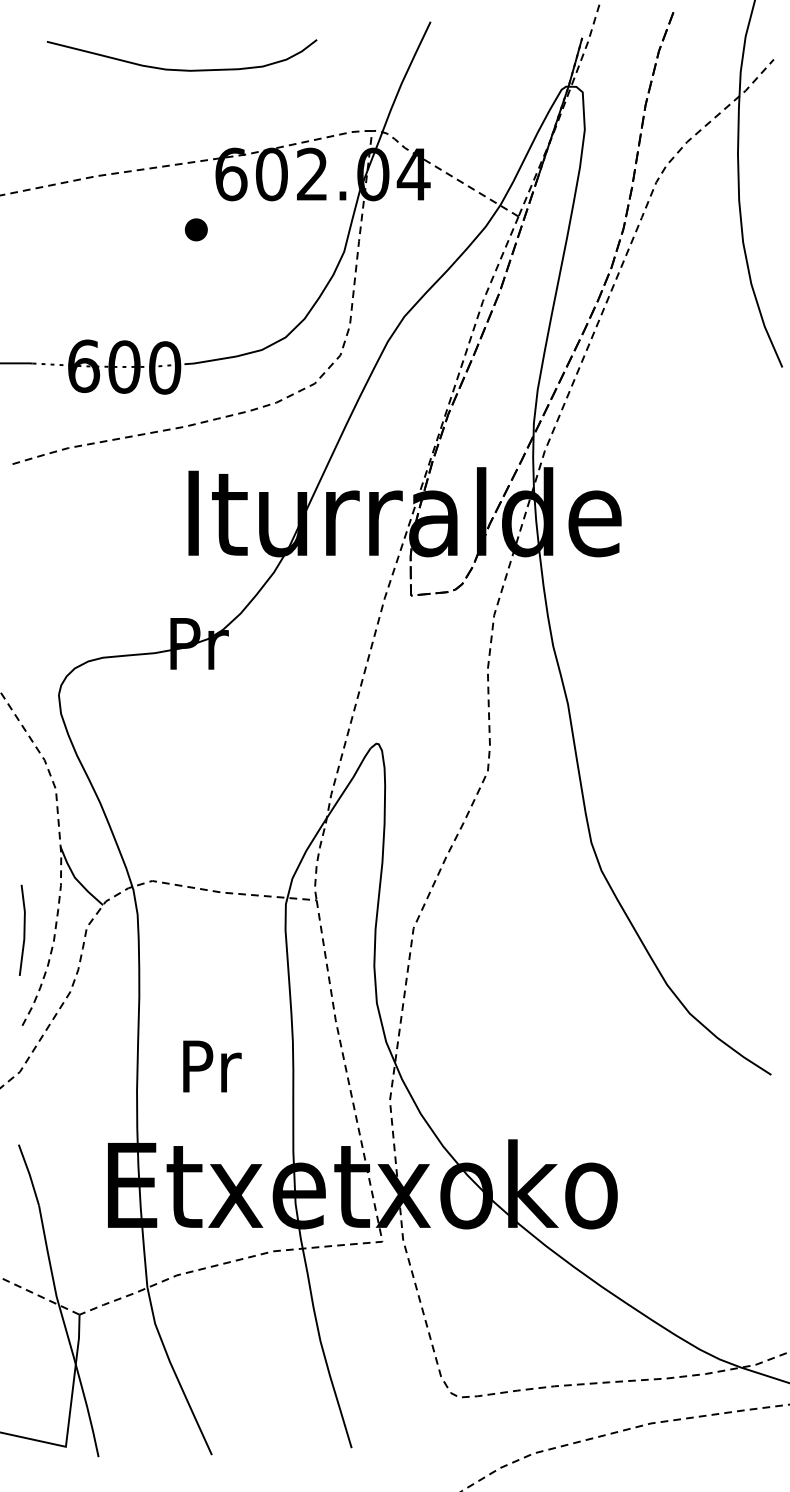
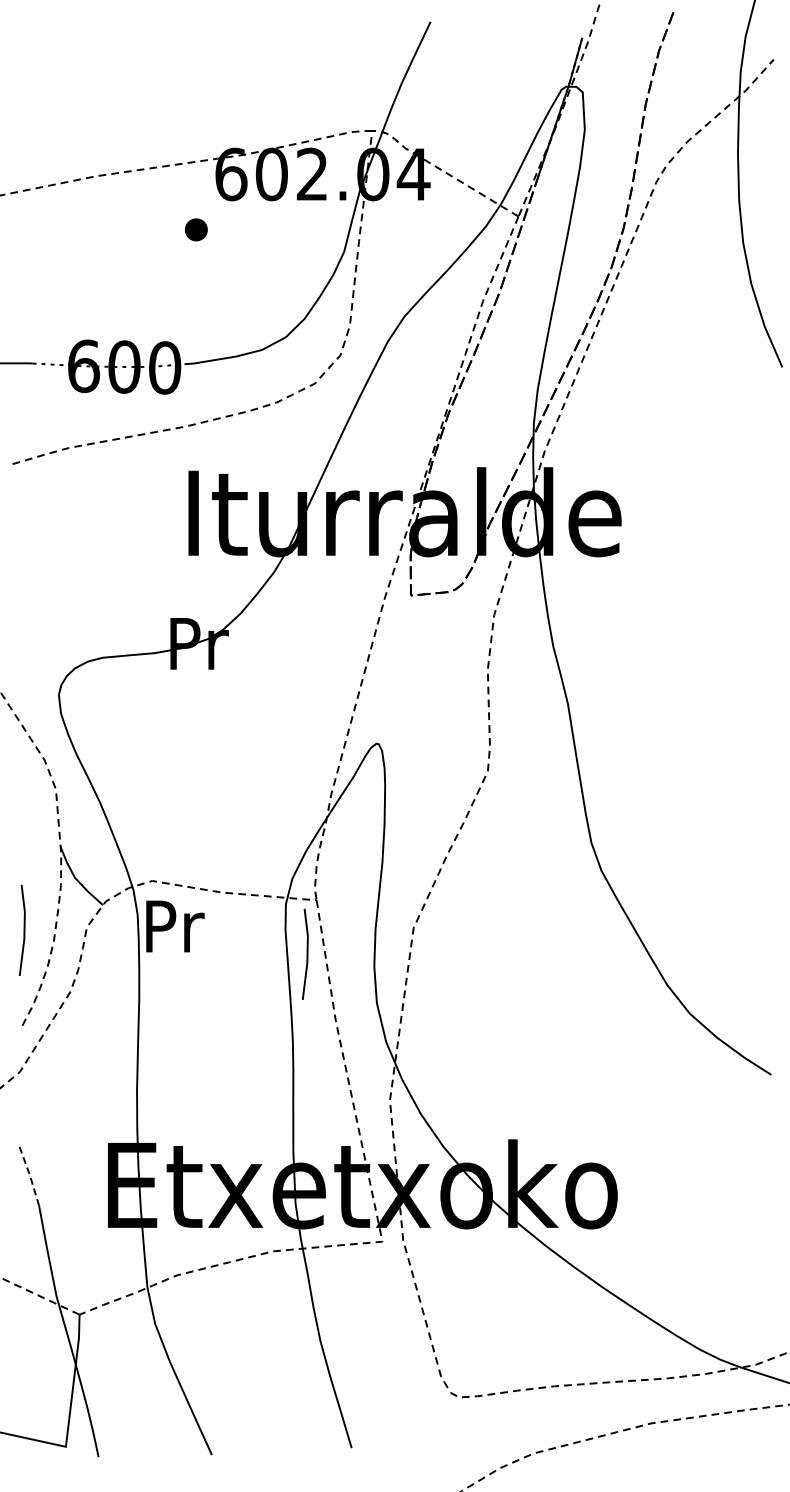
curve: present -> none (181, 69)
line: none -> present (306, 953)
text position: (212, 1066) -> (175, 926) (175, 926)
line: solid -> dashed (29, 1174)
